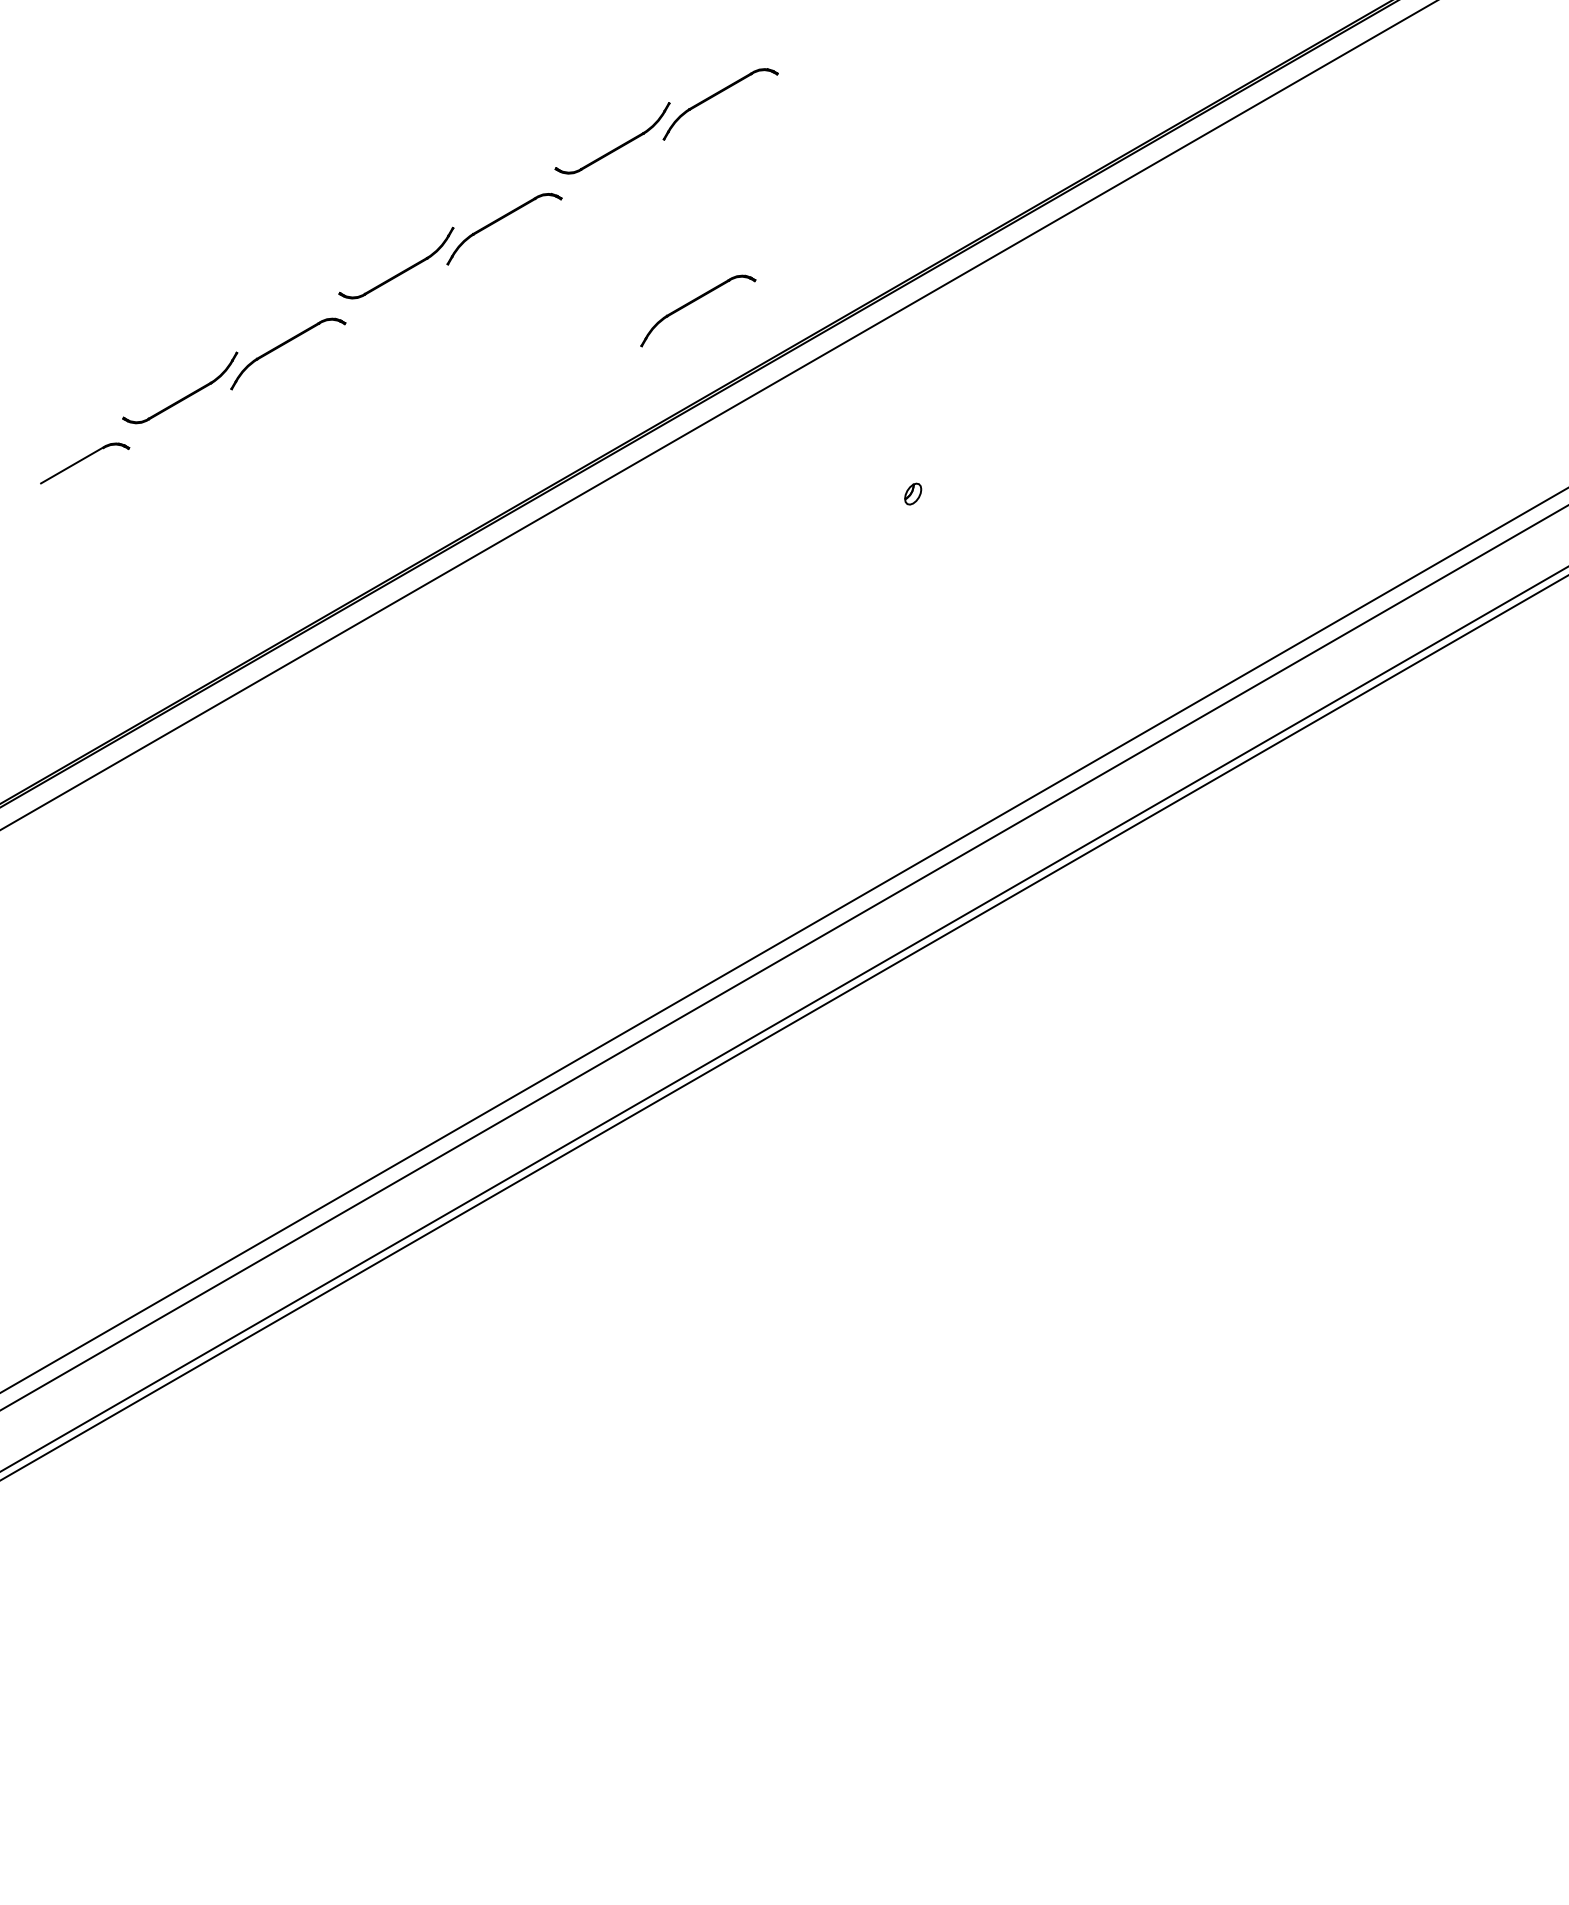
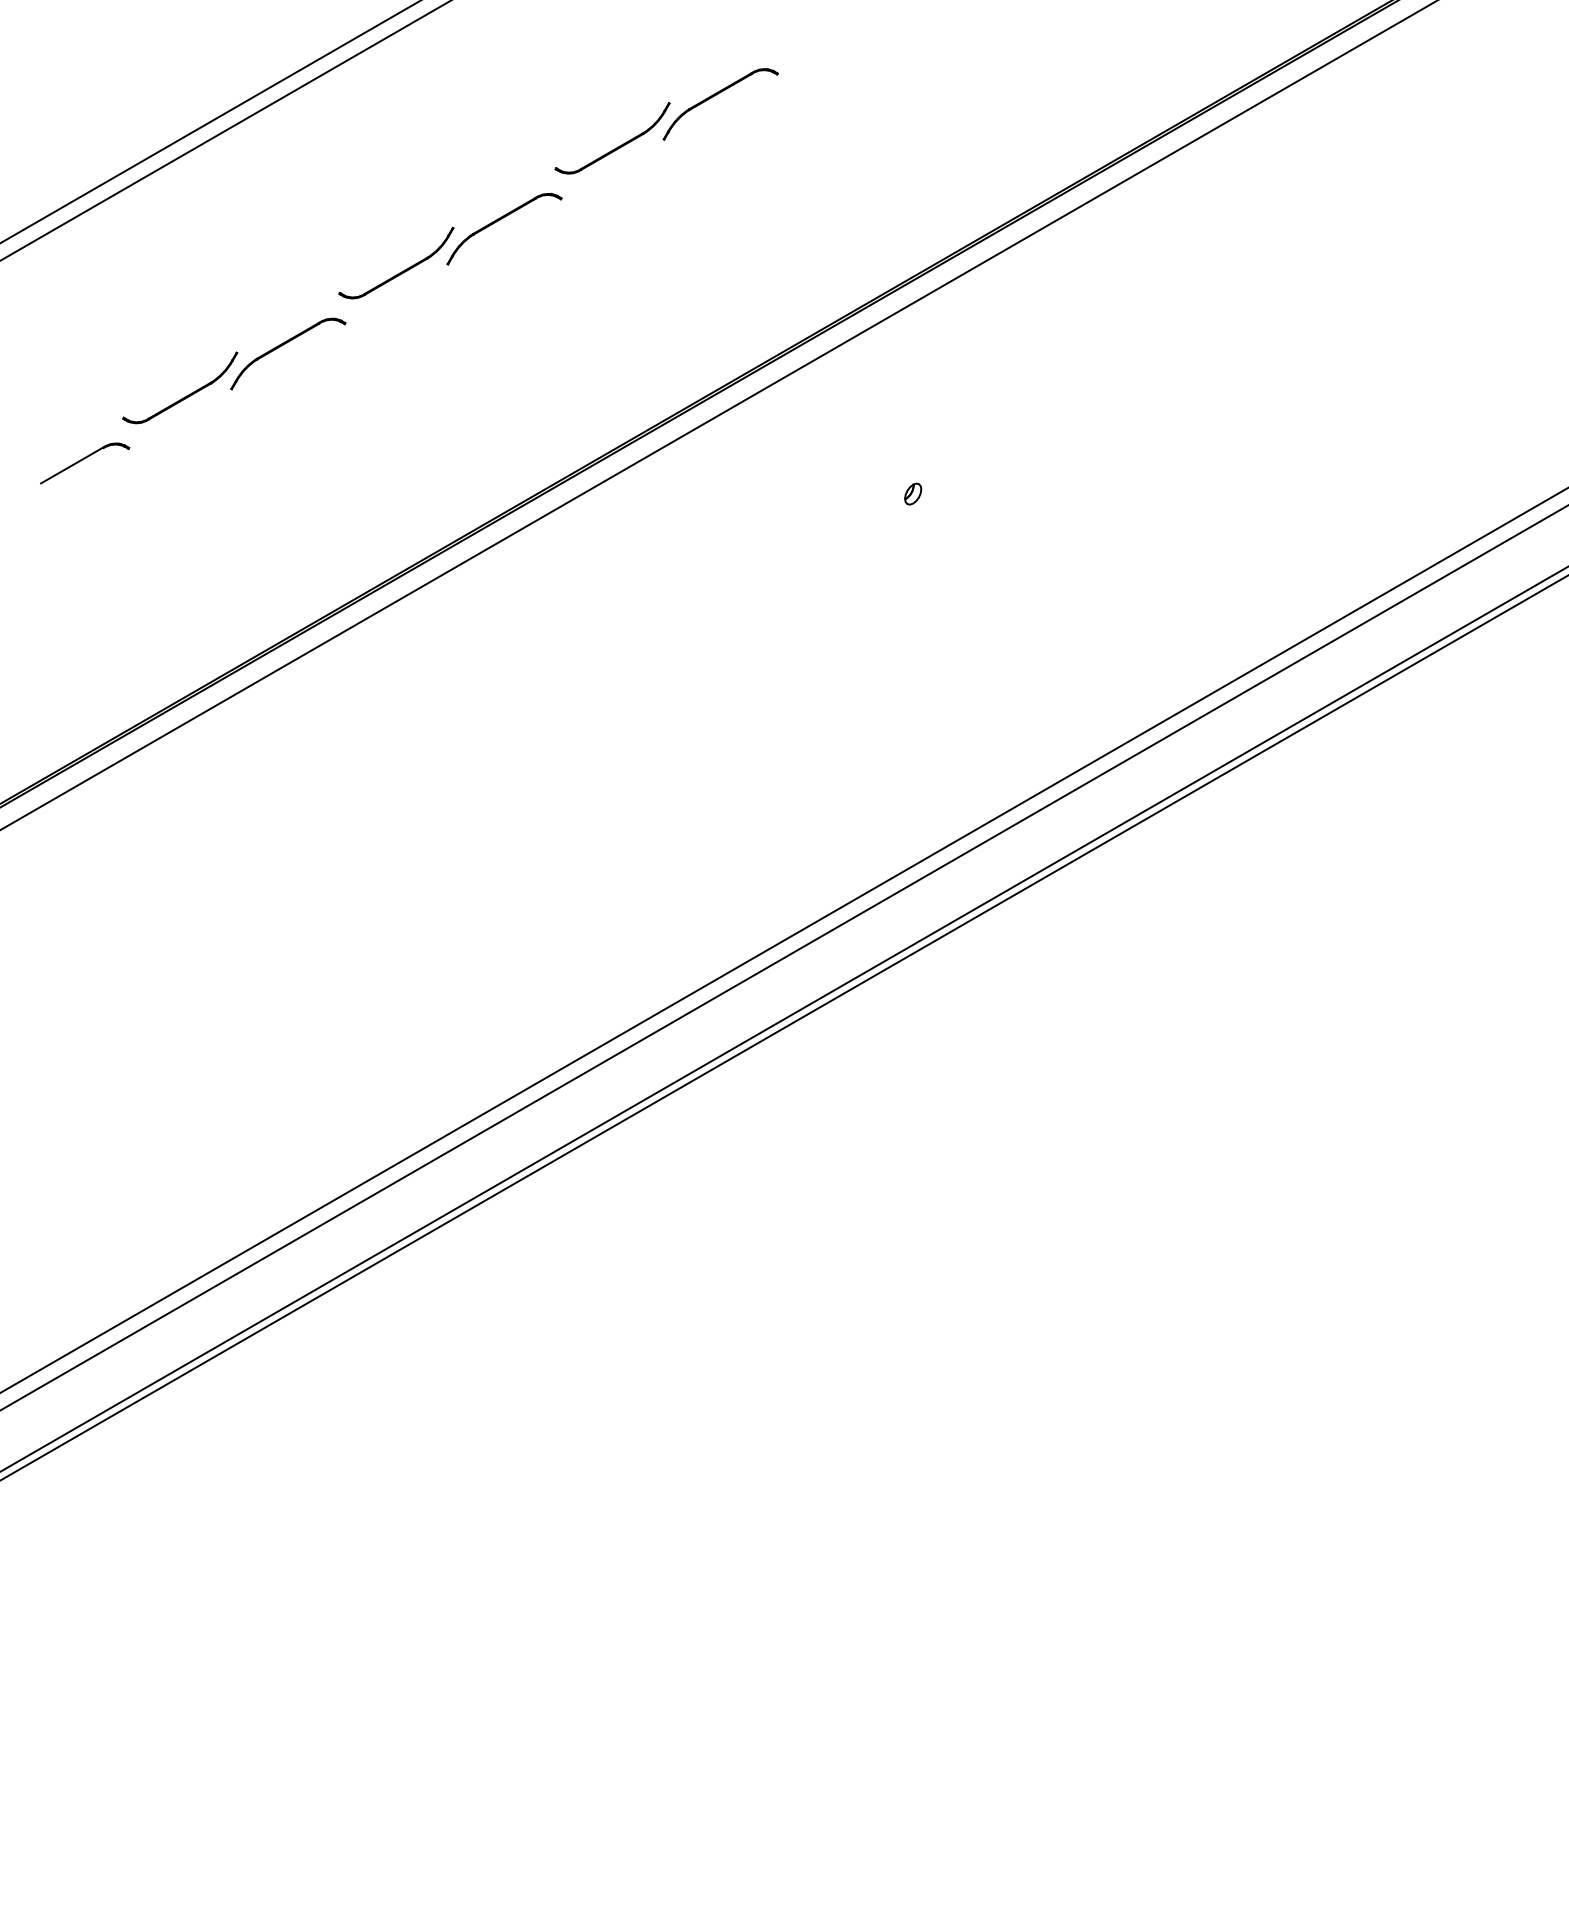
line: none -> present (210, 122)
line: none -> present (225, 130)
part: present -> none (693, 302)
